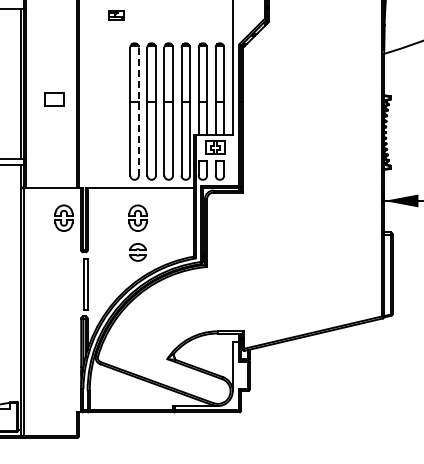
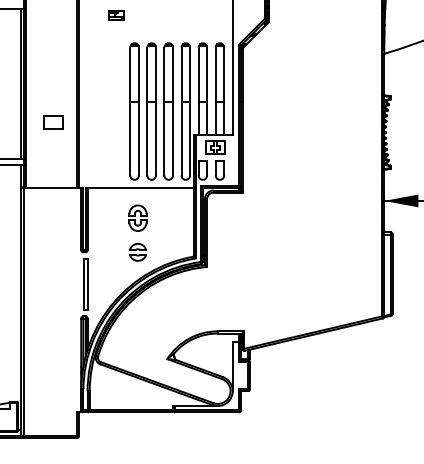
part position: (54, 99) -> (53, 122) (53, 122)
line: dashed -> solid (138, 112)
part: present -> none (63, 217)
